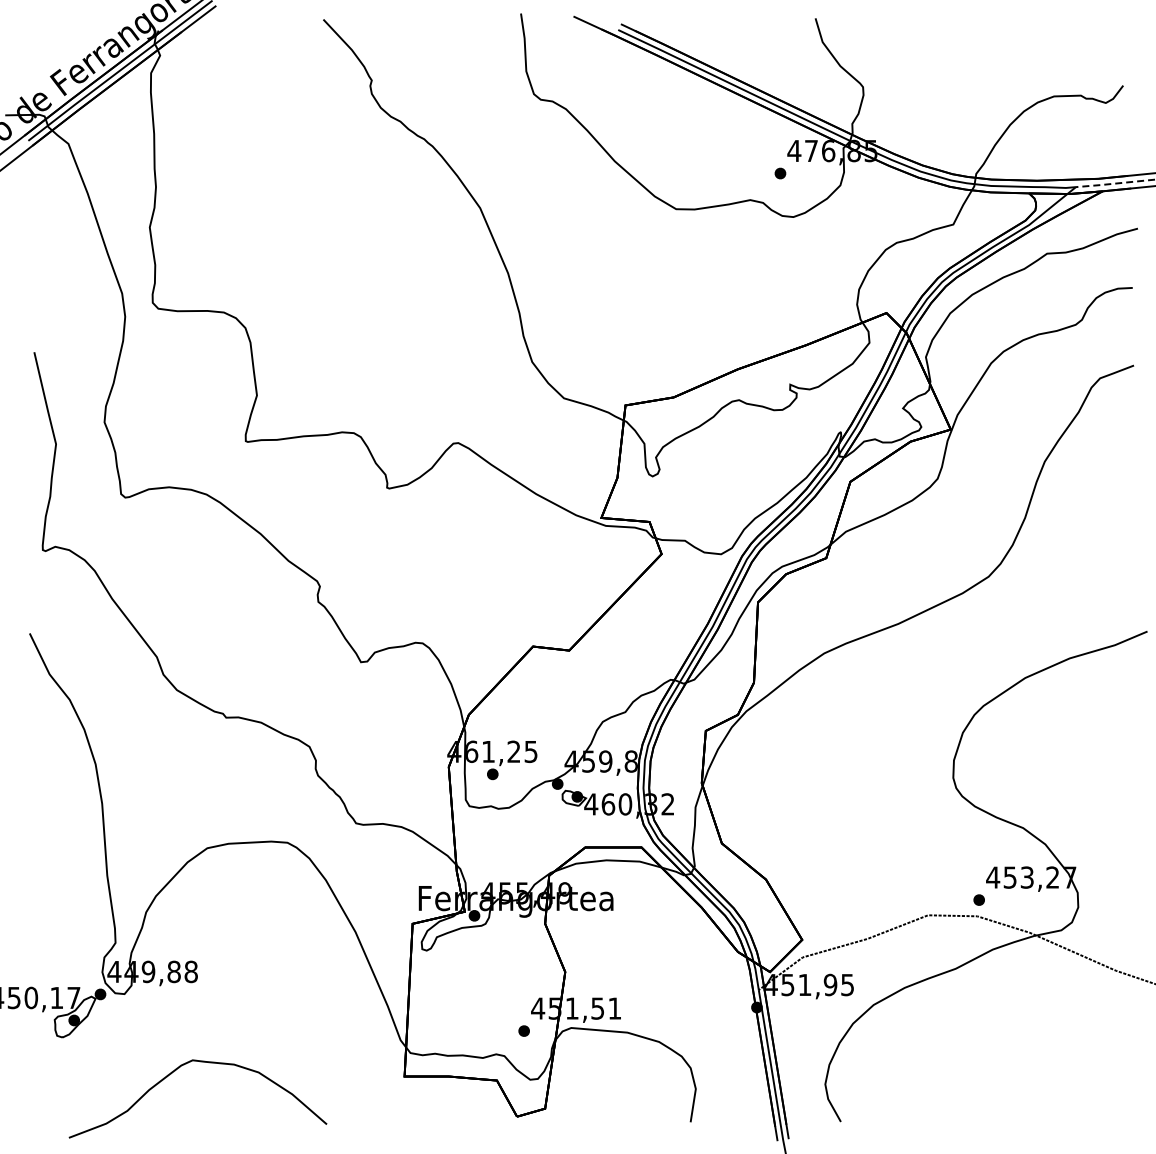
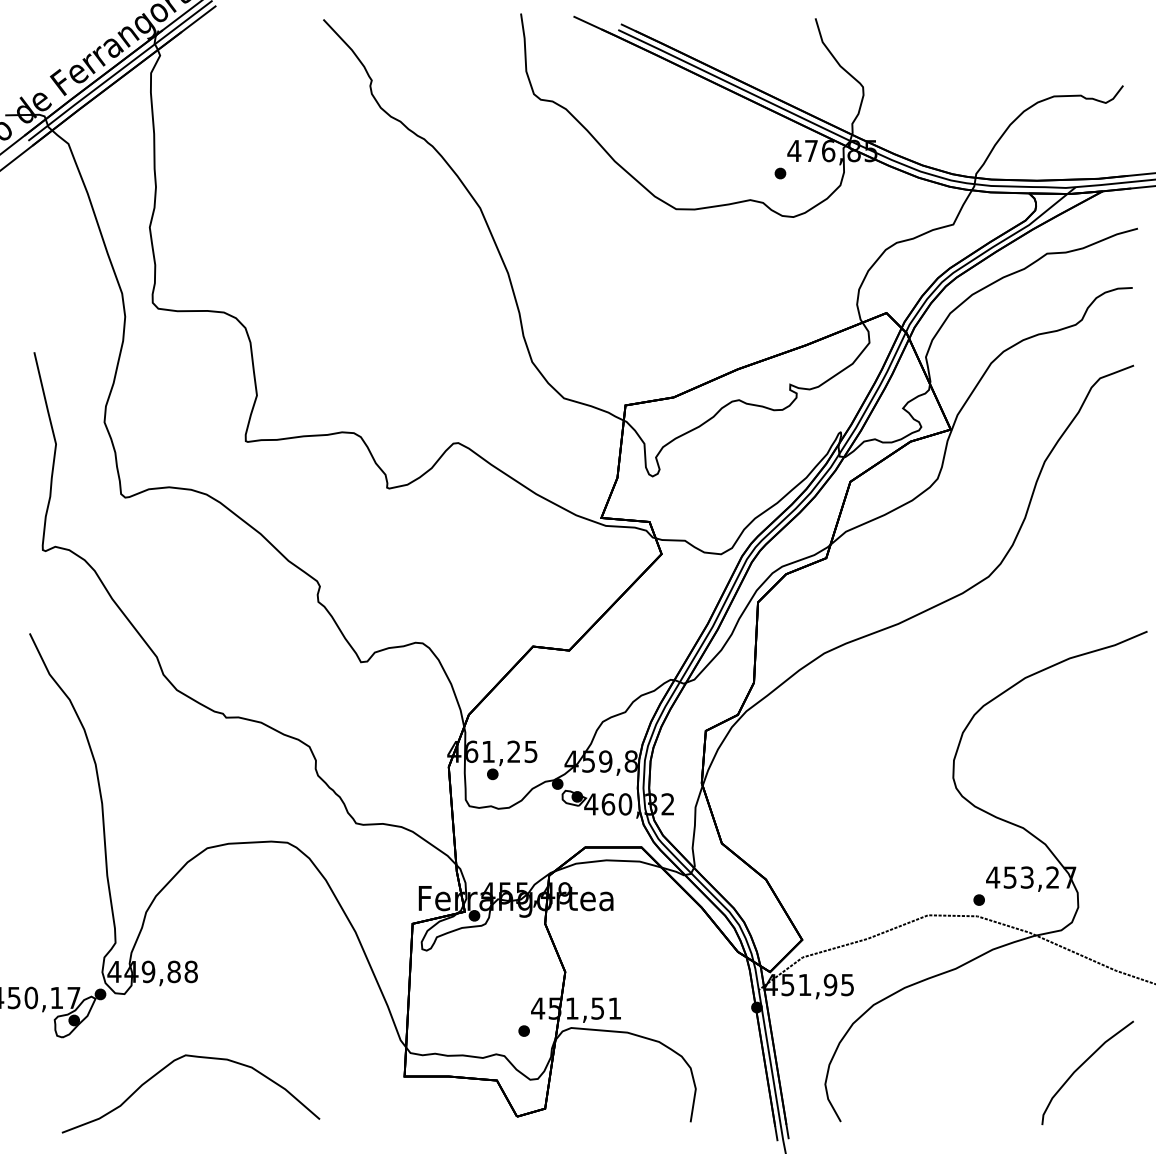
line: dashed -> solid (1114, 183)
curve: none -> present (1081, 1066)
curve position: (175, 1071) -> (168, 1066) (168, 1066)
